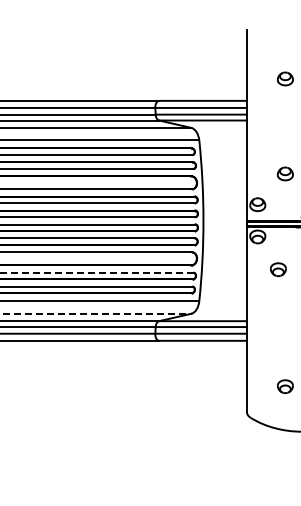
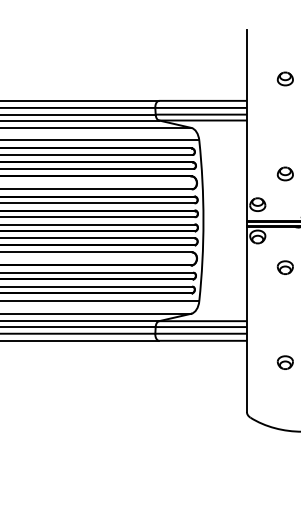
part position: (277, 269) -> (284, 267) (284, 267)
line: dashed -> solid (96, 272)
line: dashed -> solid (96, 313)
part position: (284, 386) -> (284, 362) (284, 362)
